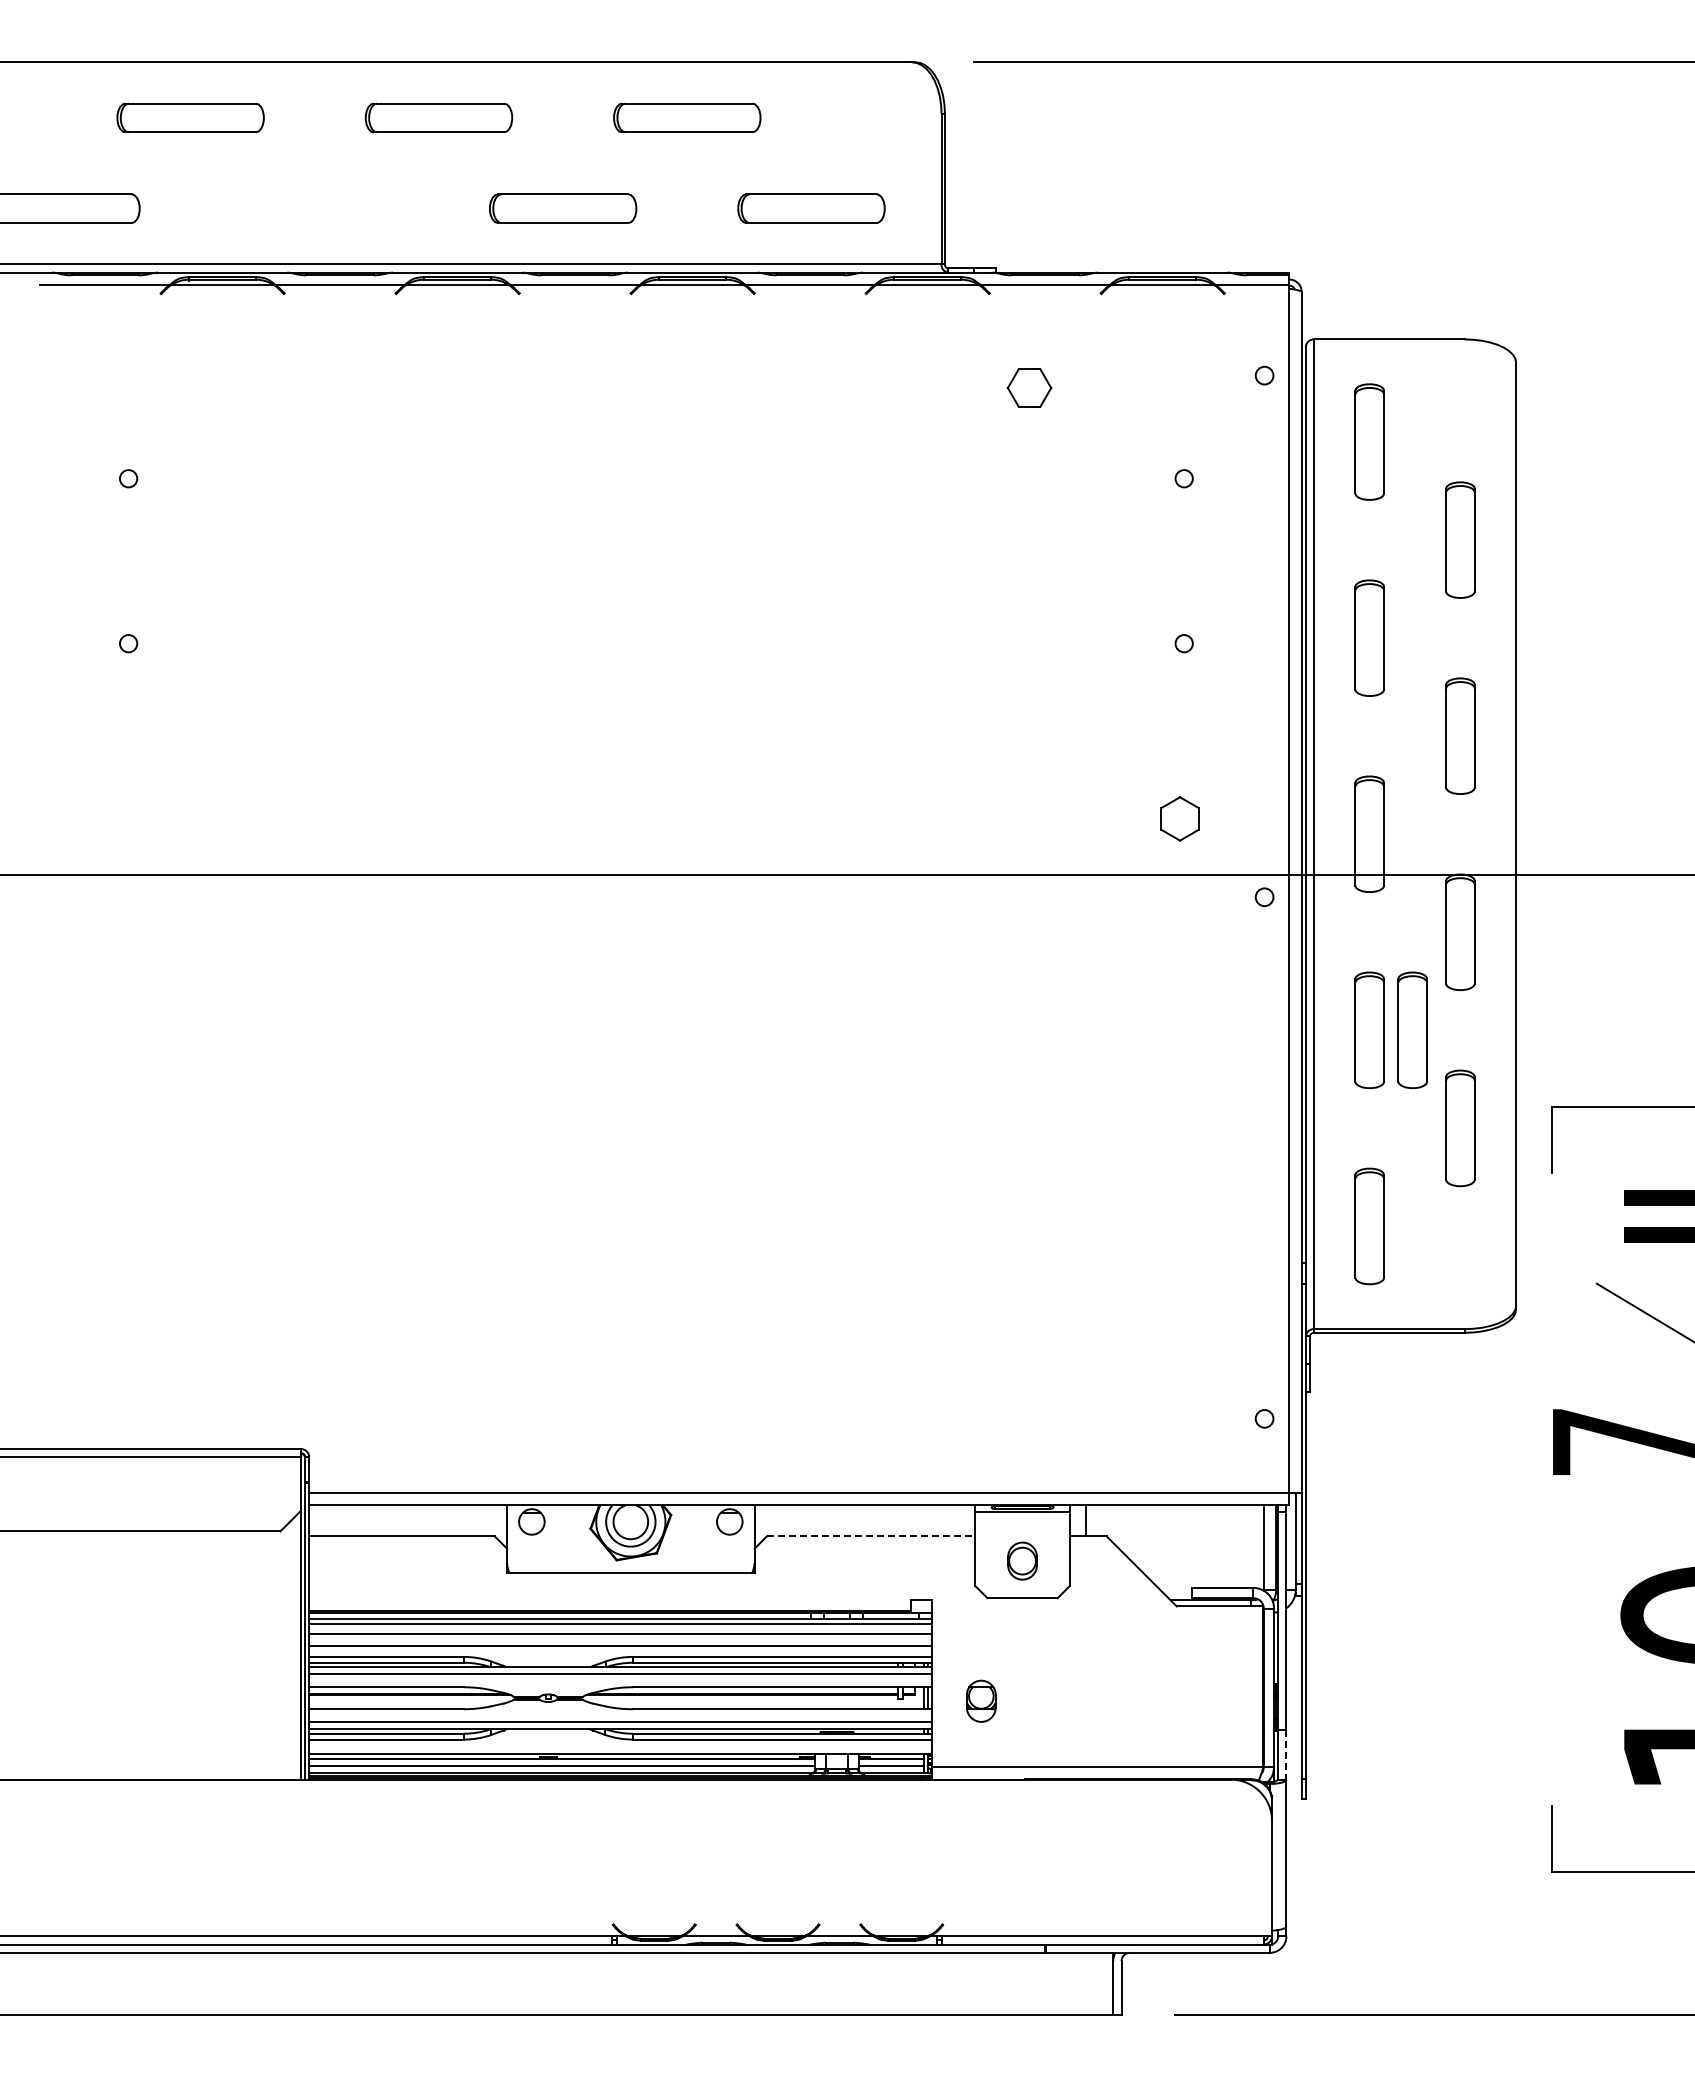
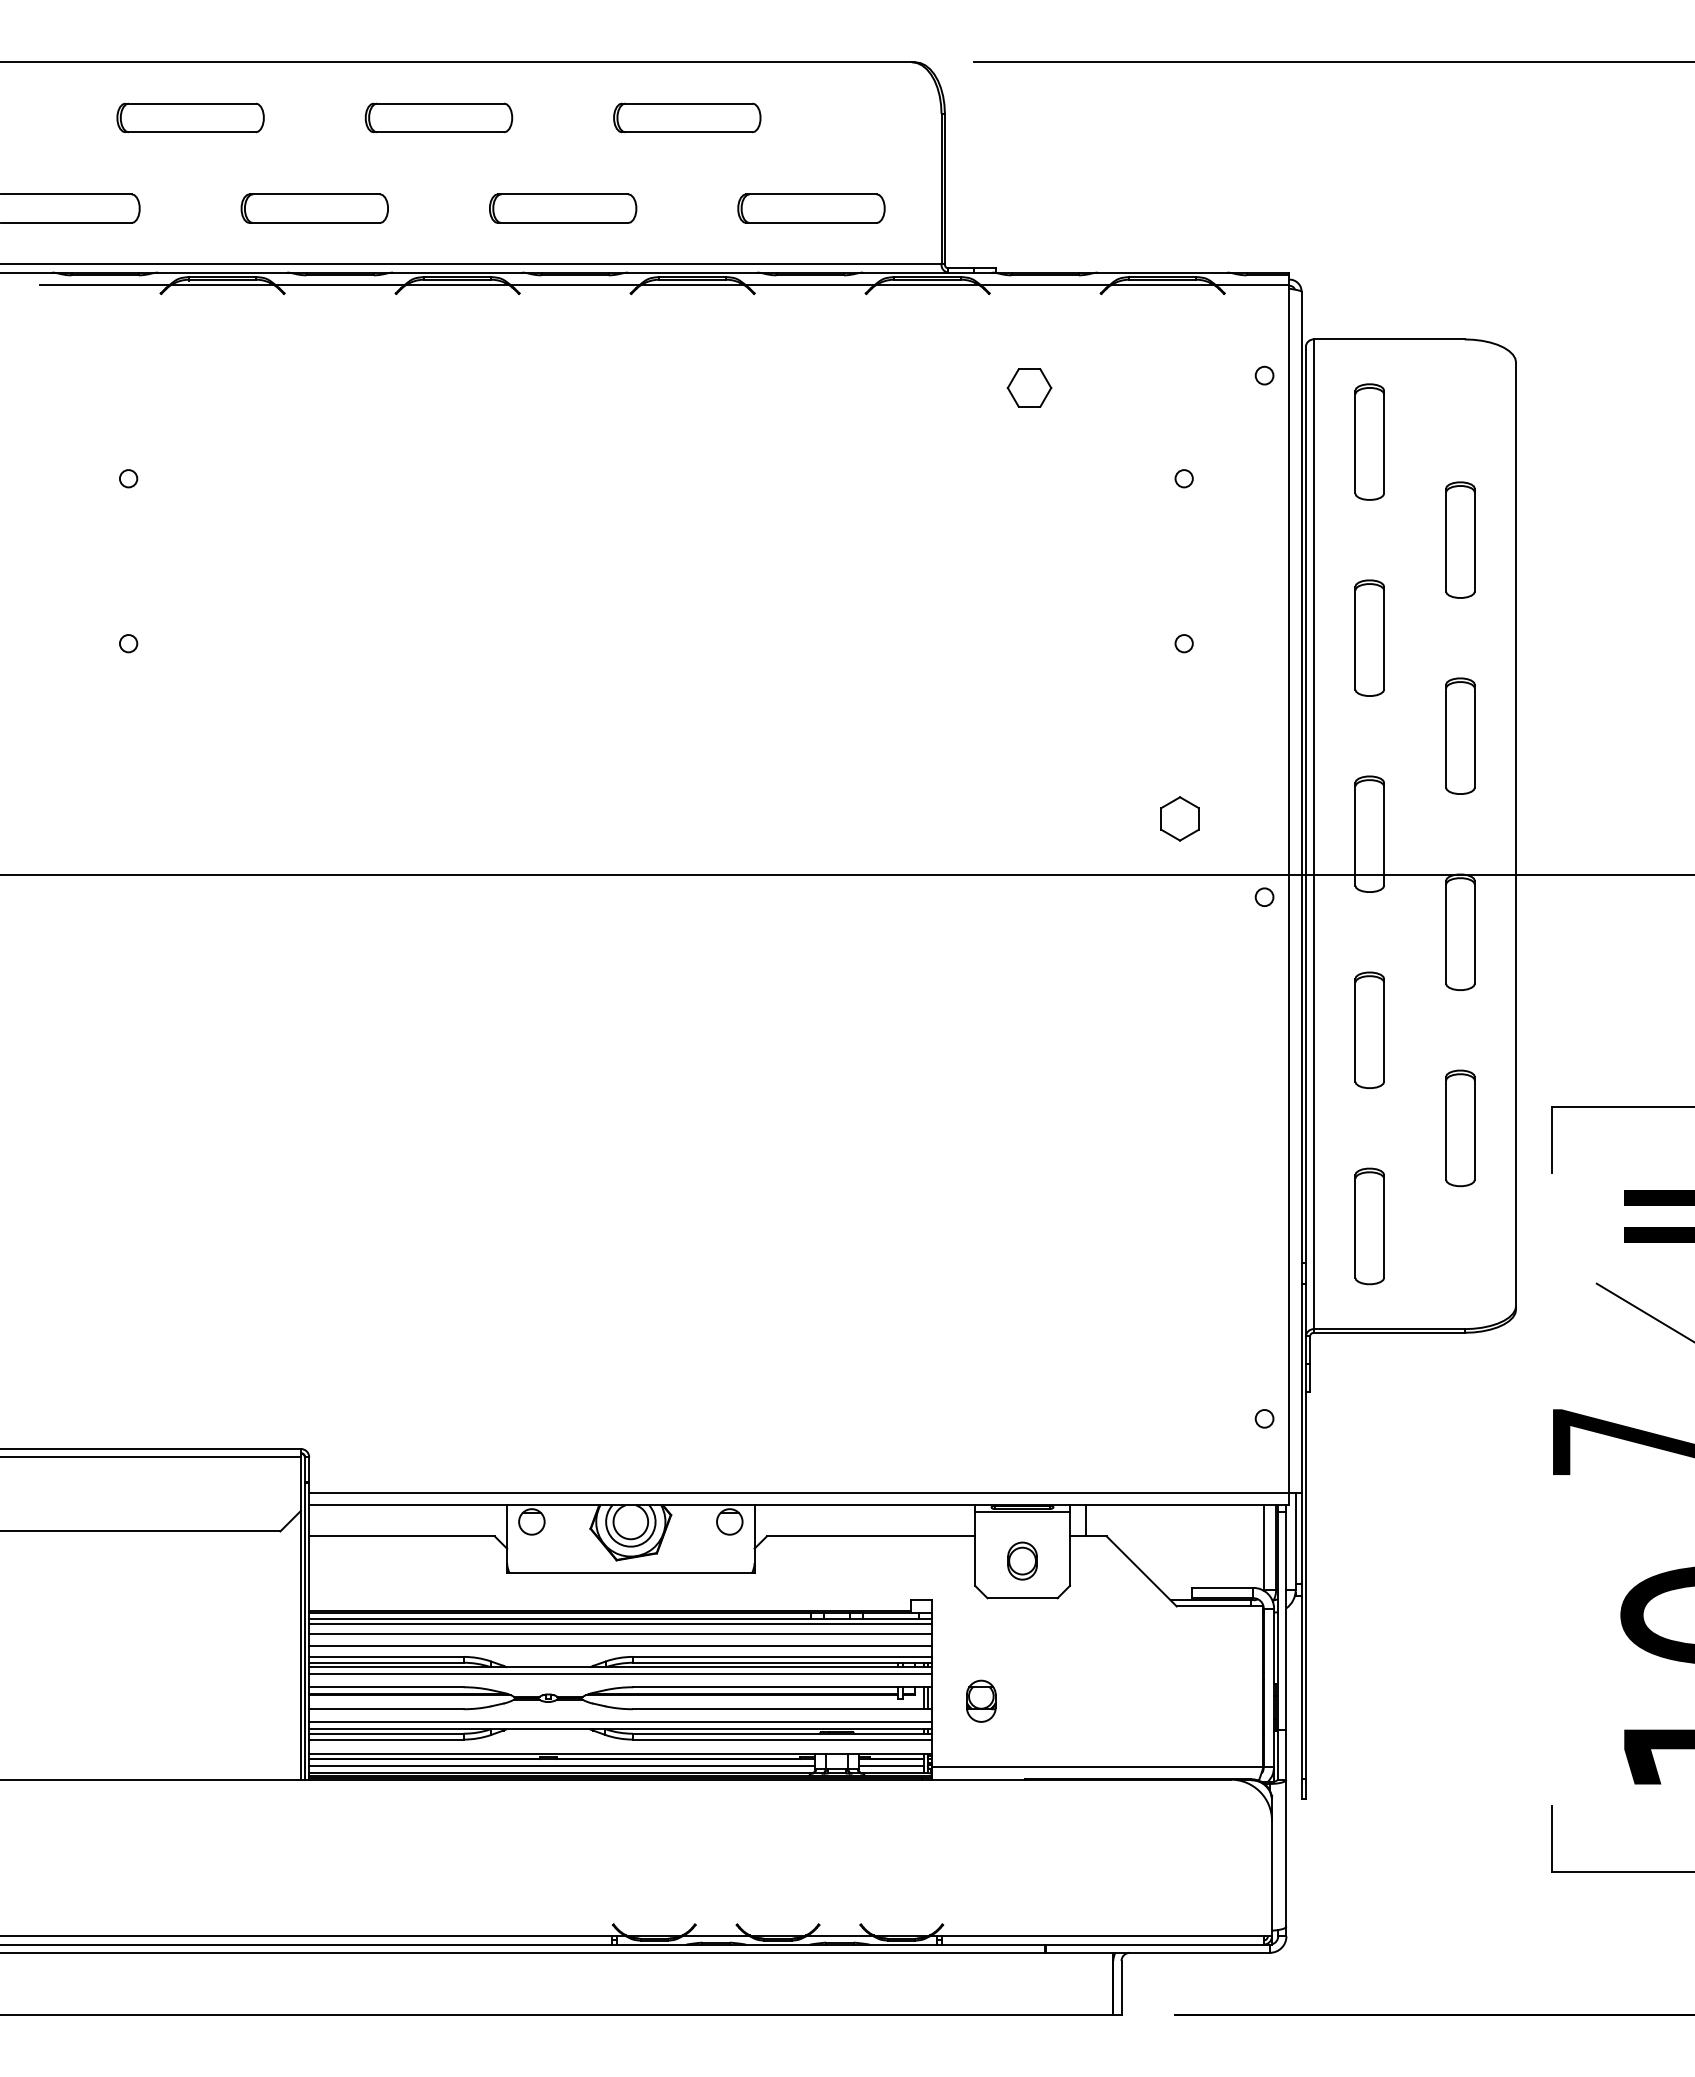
part: none -> present (314, 208)
part: present -> none (1412, 1029)
line: dashed -> solid (871, 1536)
line: dashed -> solid (1286, 1754)
